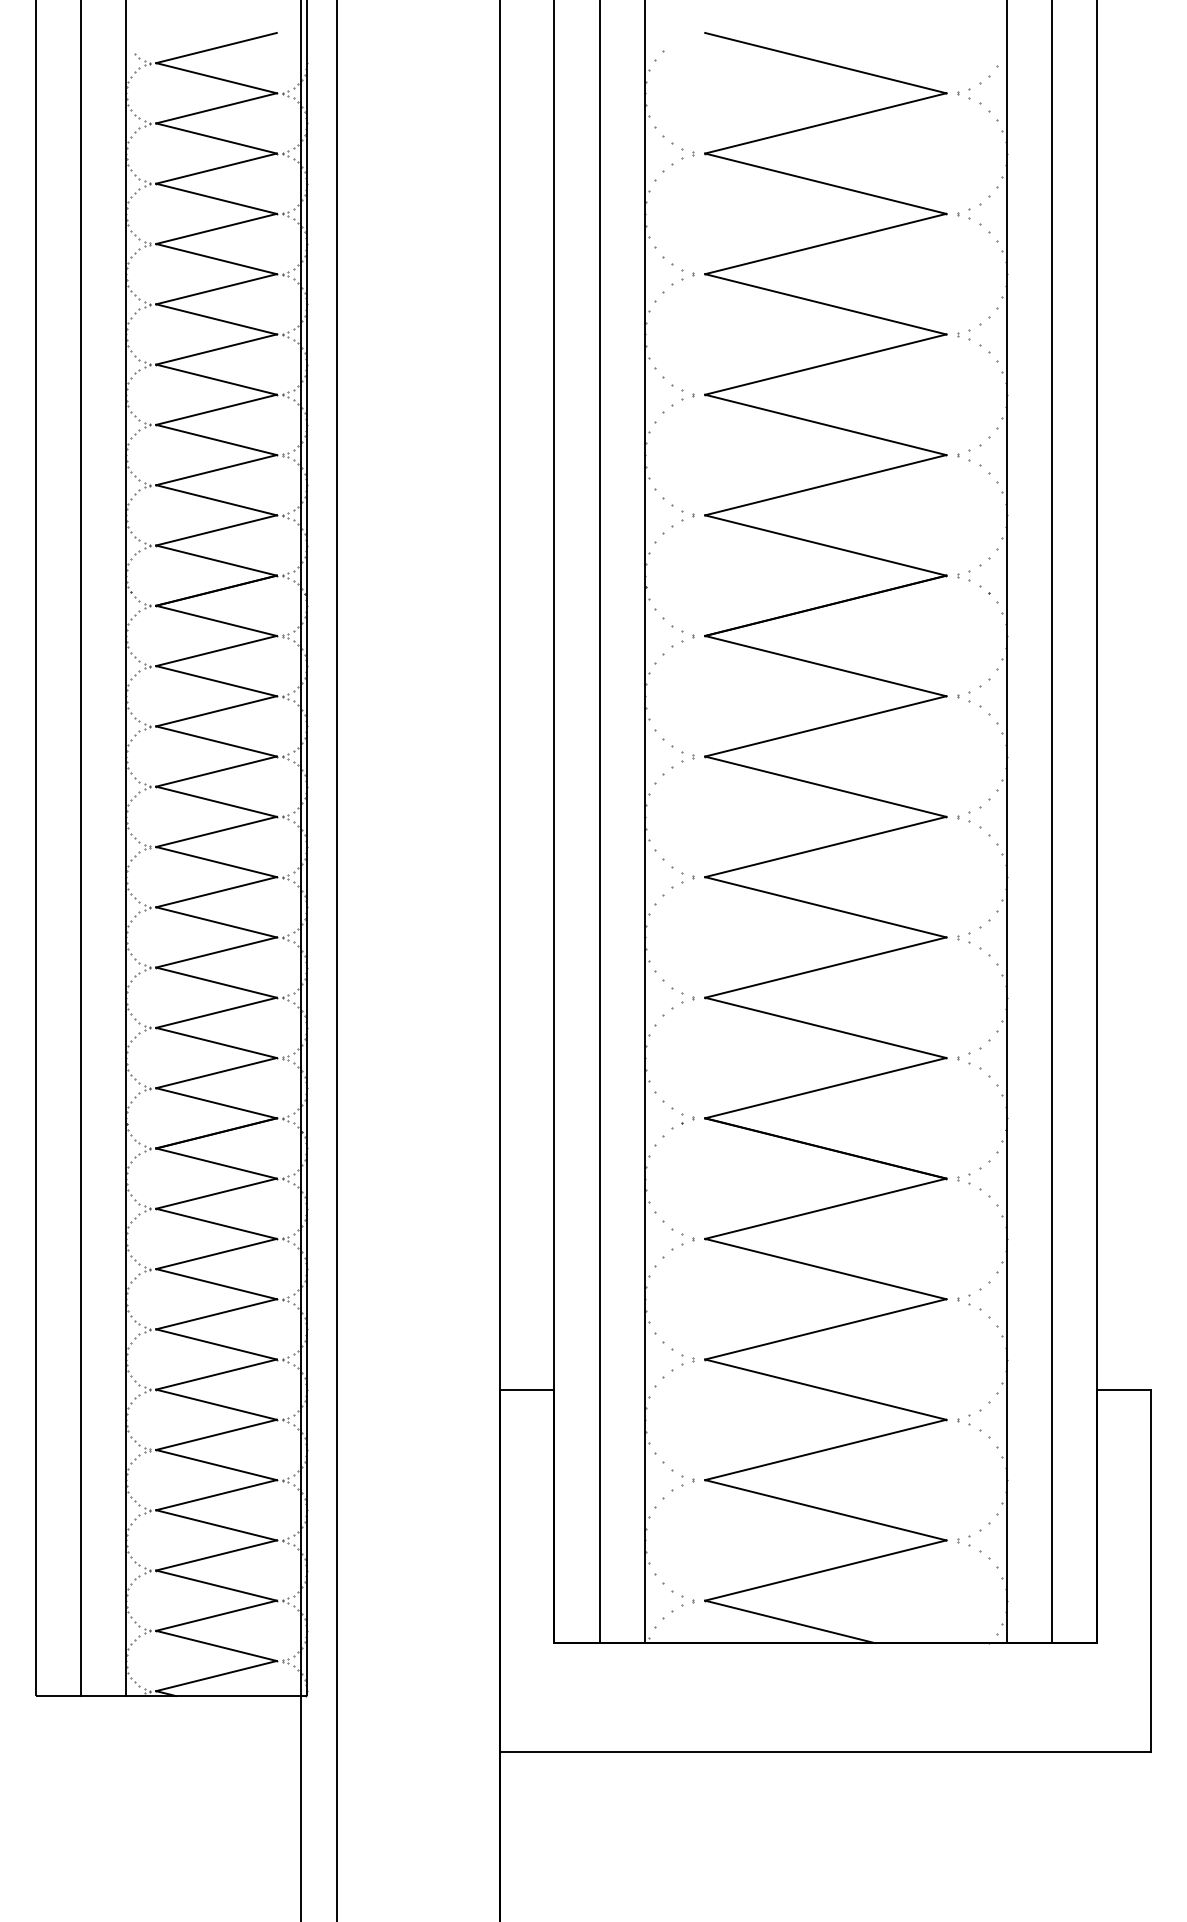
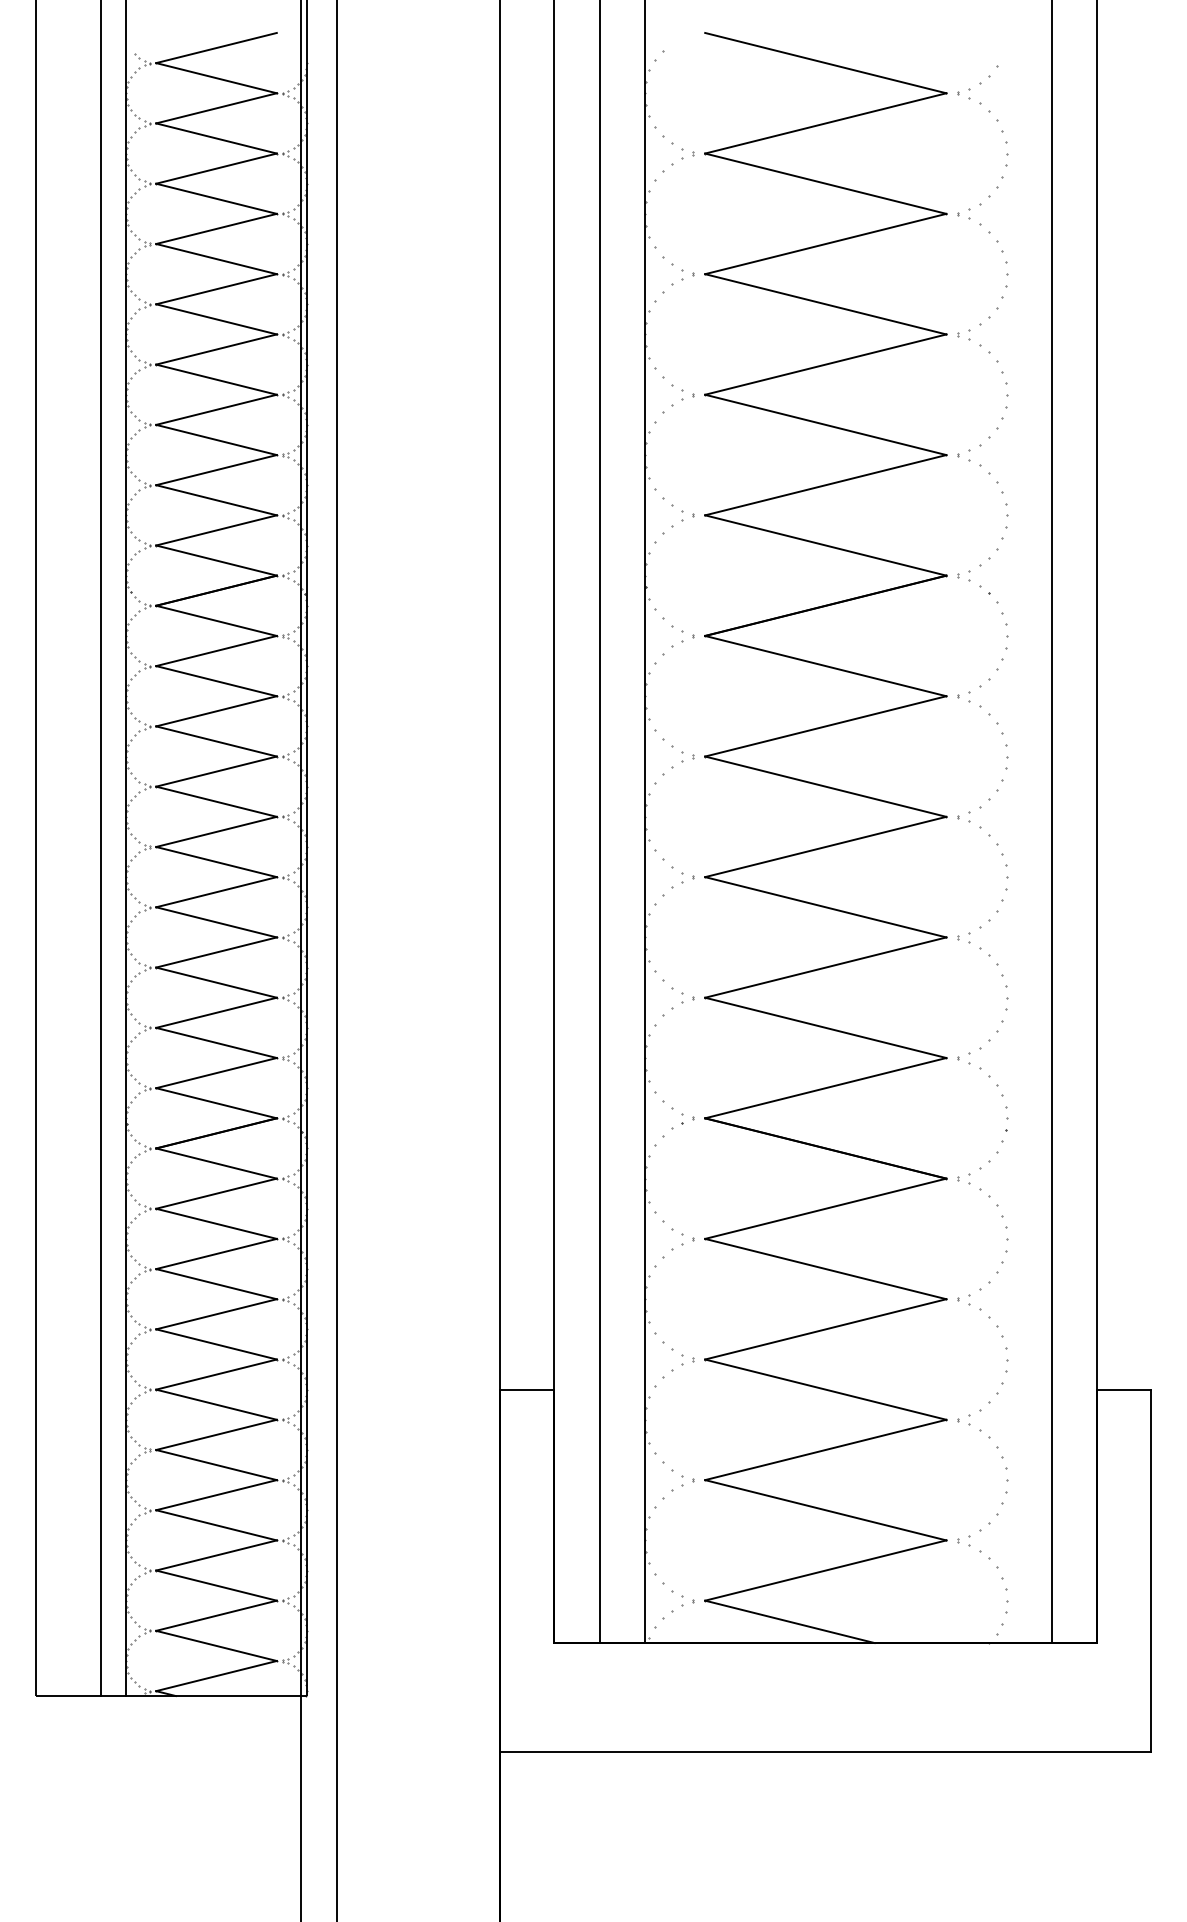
line: present -> none (1006, 822)
line position: (80, 849) -> (100, 849) (100, 849)
